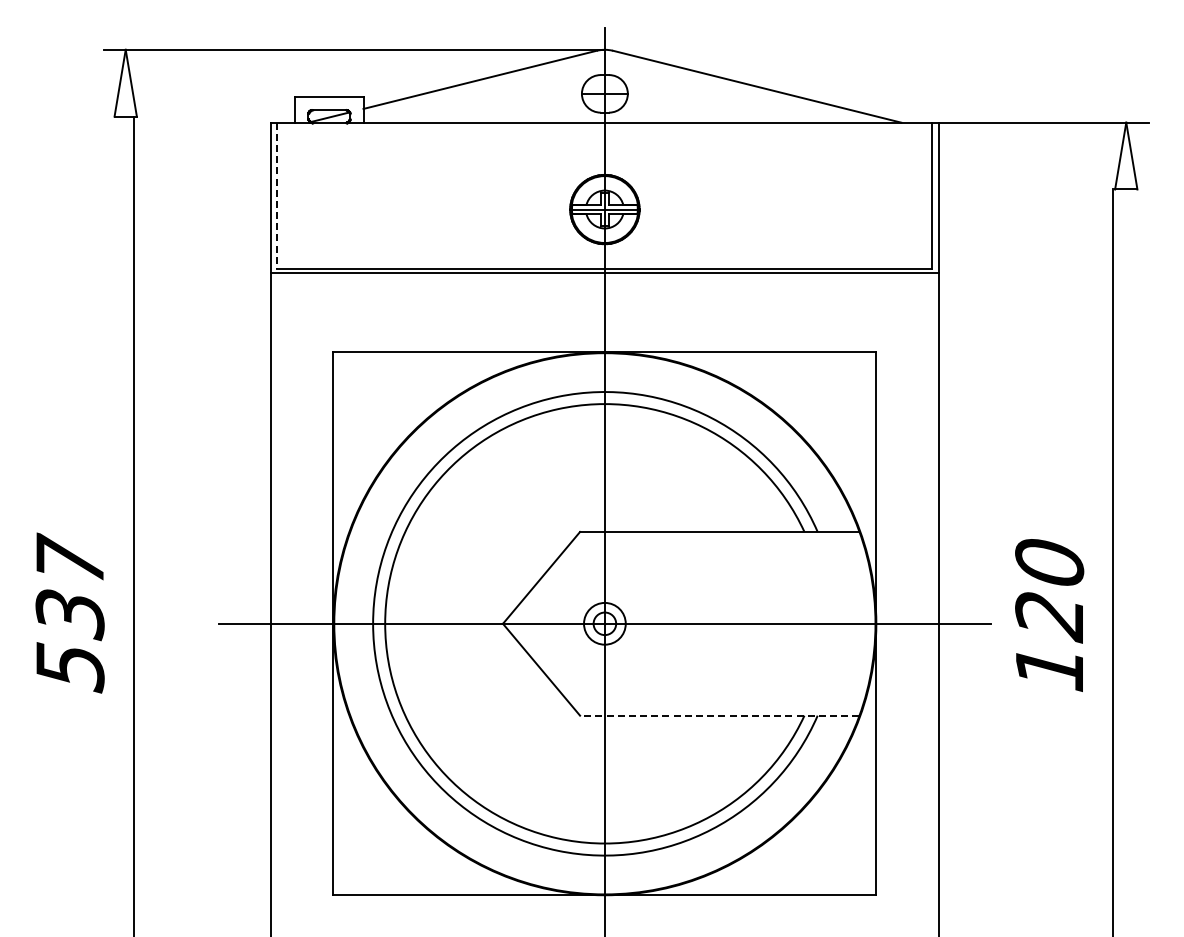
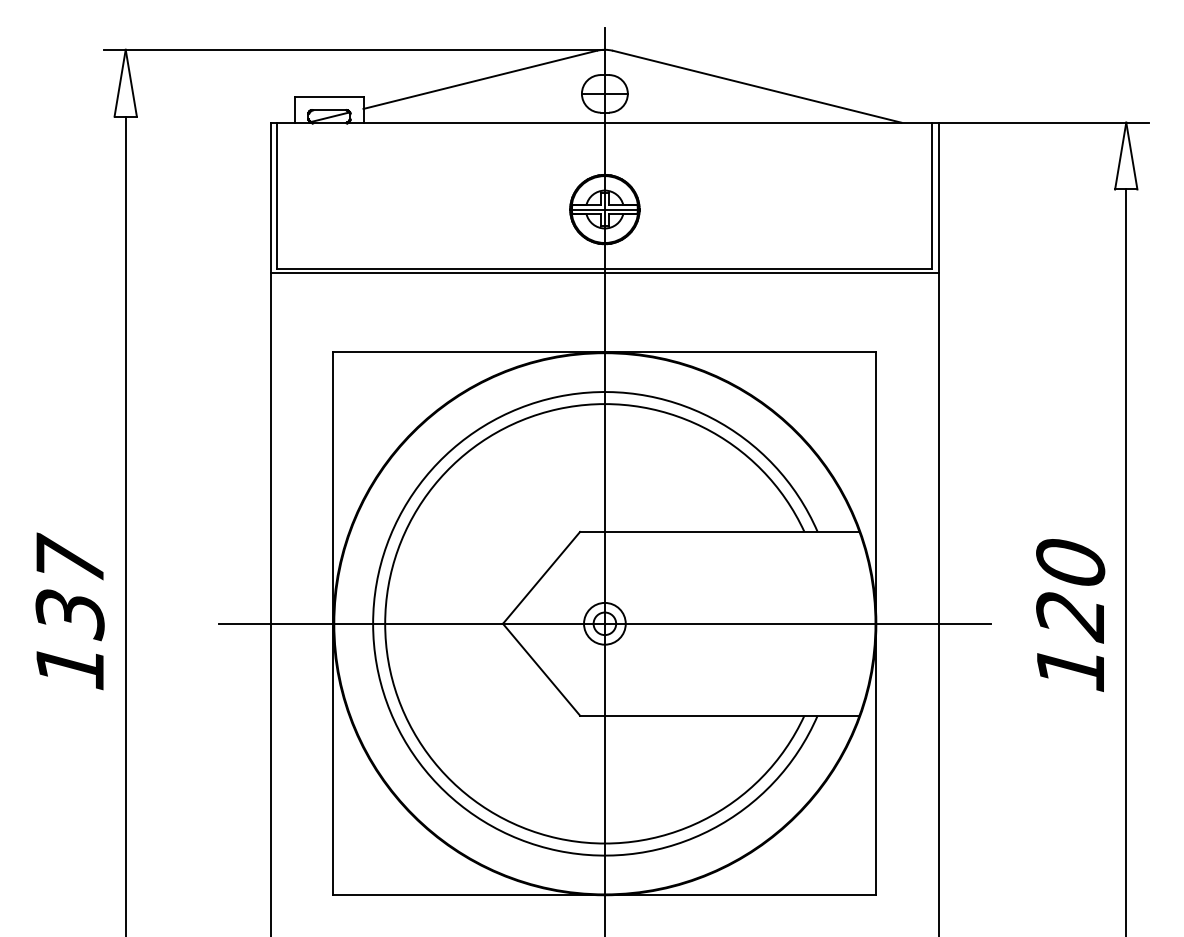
line: dashed -> solid (277, 196)
line position: (133, 524) -> (125, 524) (125, 524)
line position: (1113, 561) -> (1126, 561) (1126, 561)
text position: (1049, 615) -> (1070, 615) (1070, 615)
text: 537 -> 137 (70, 667)
line: dashed -> solid (719, 715)
